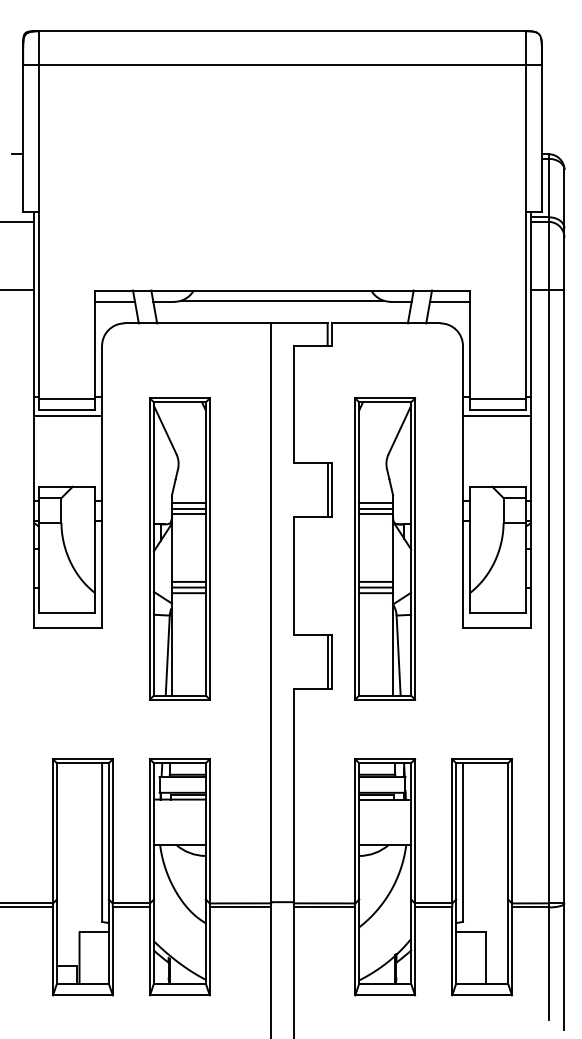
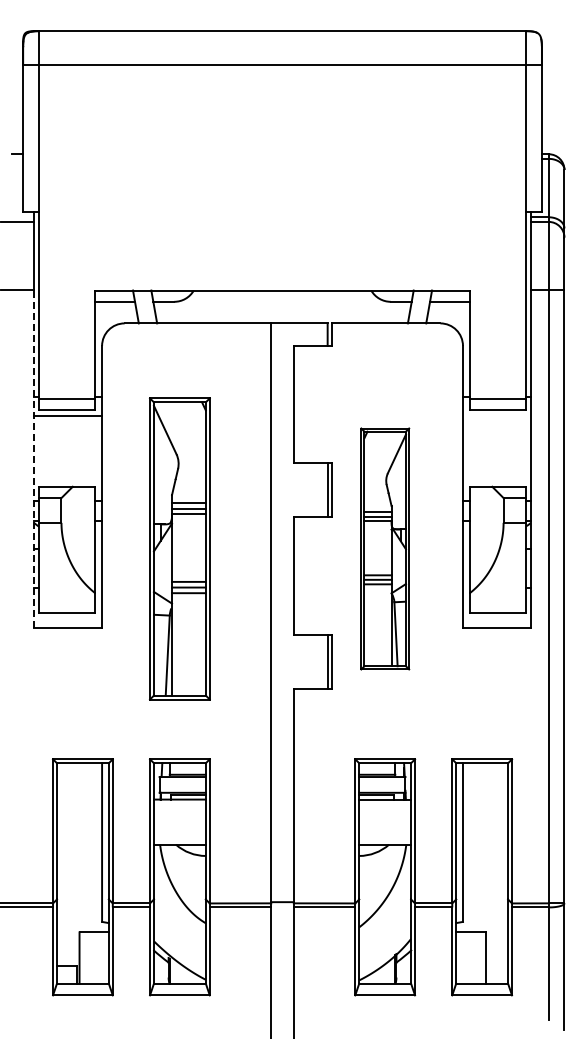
line: present -> none (282, 300)
line: present -> none (496, 416)
line: solid -> dashed (34, 458)
part size: 63x304 px -> 51x244 px (385, 548)
